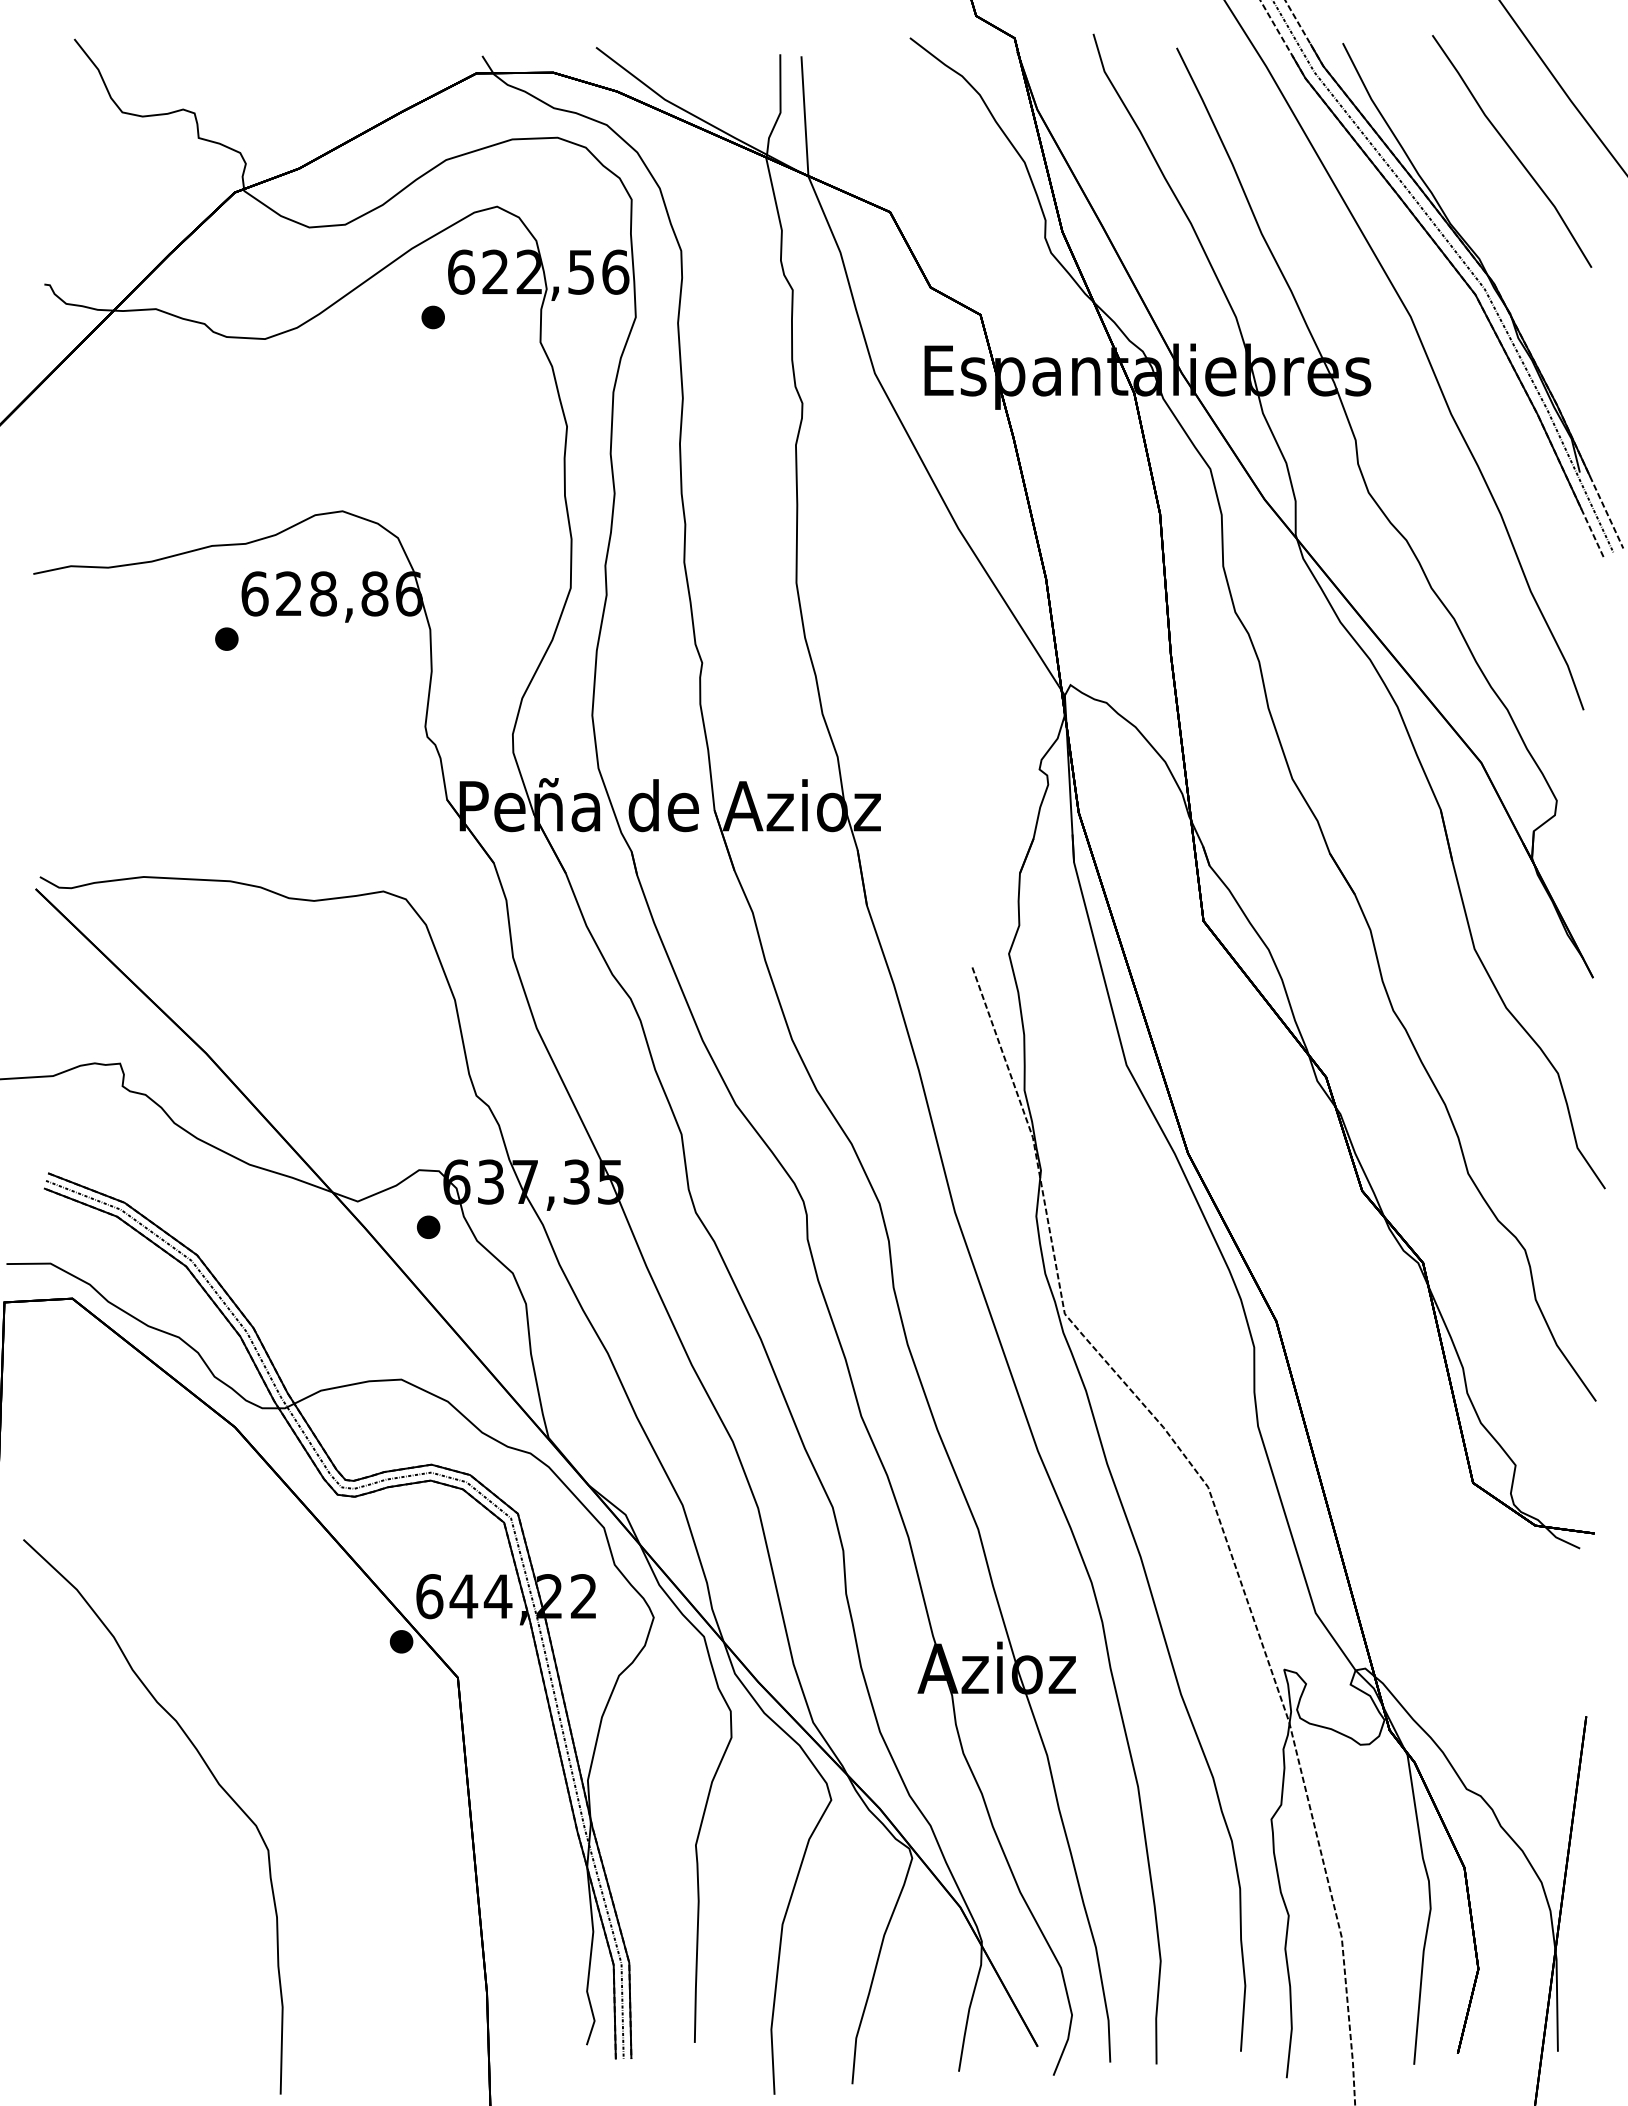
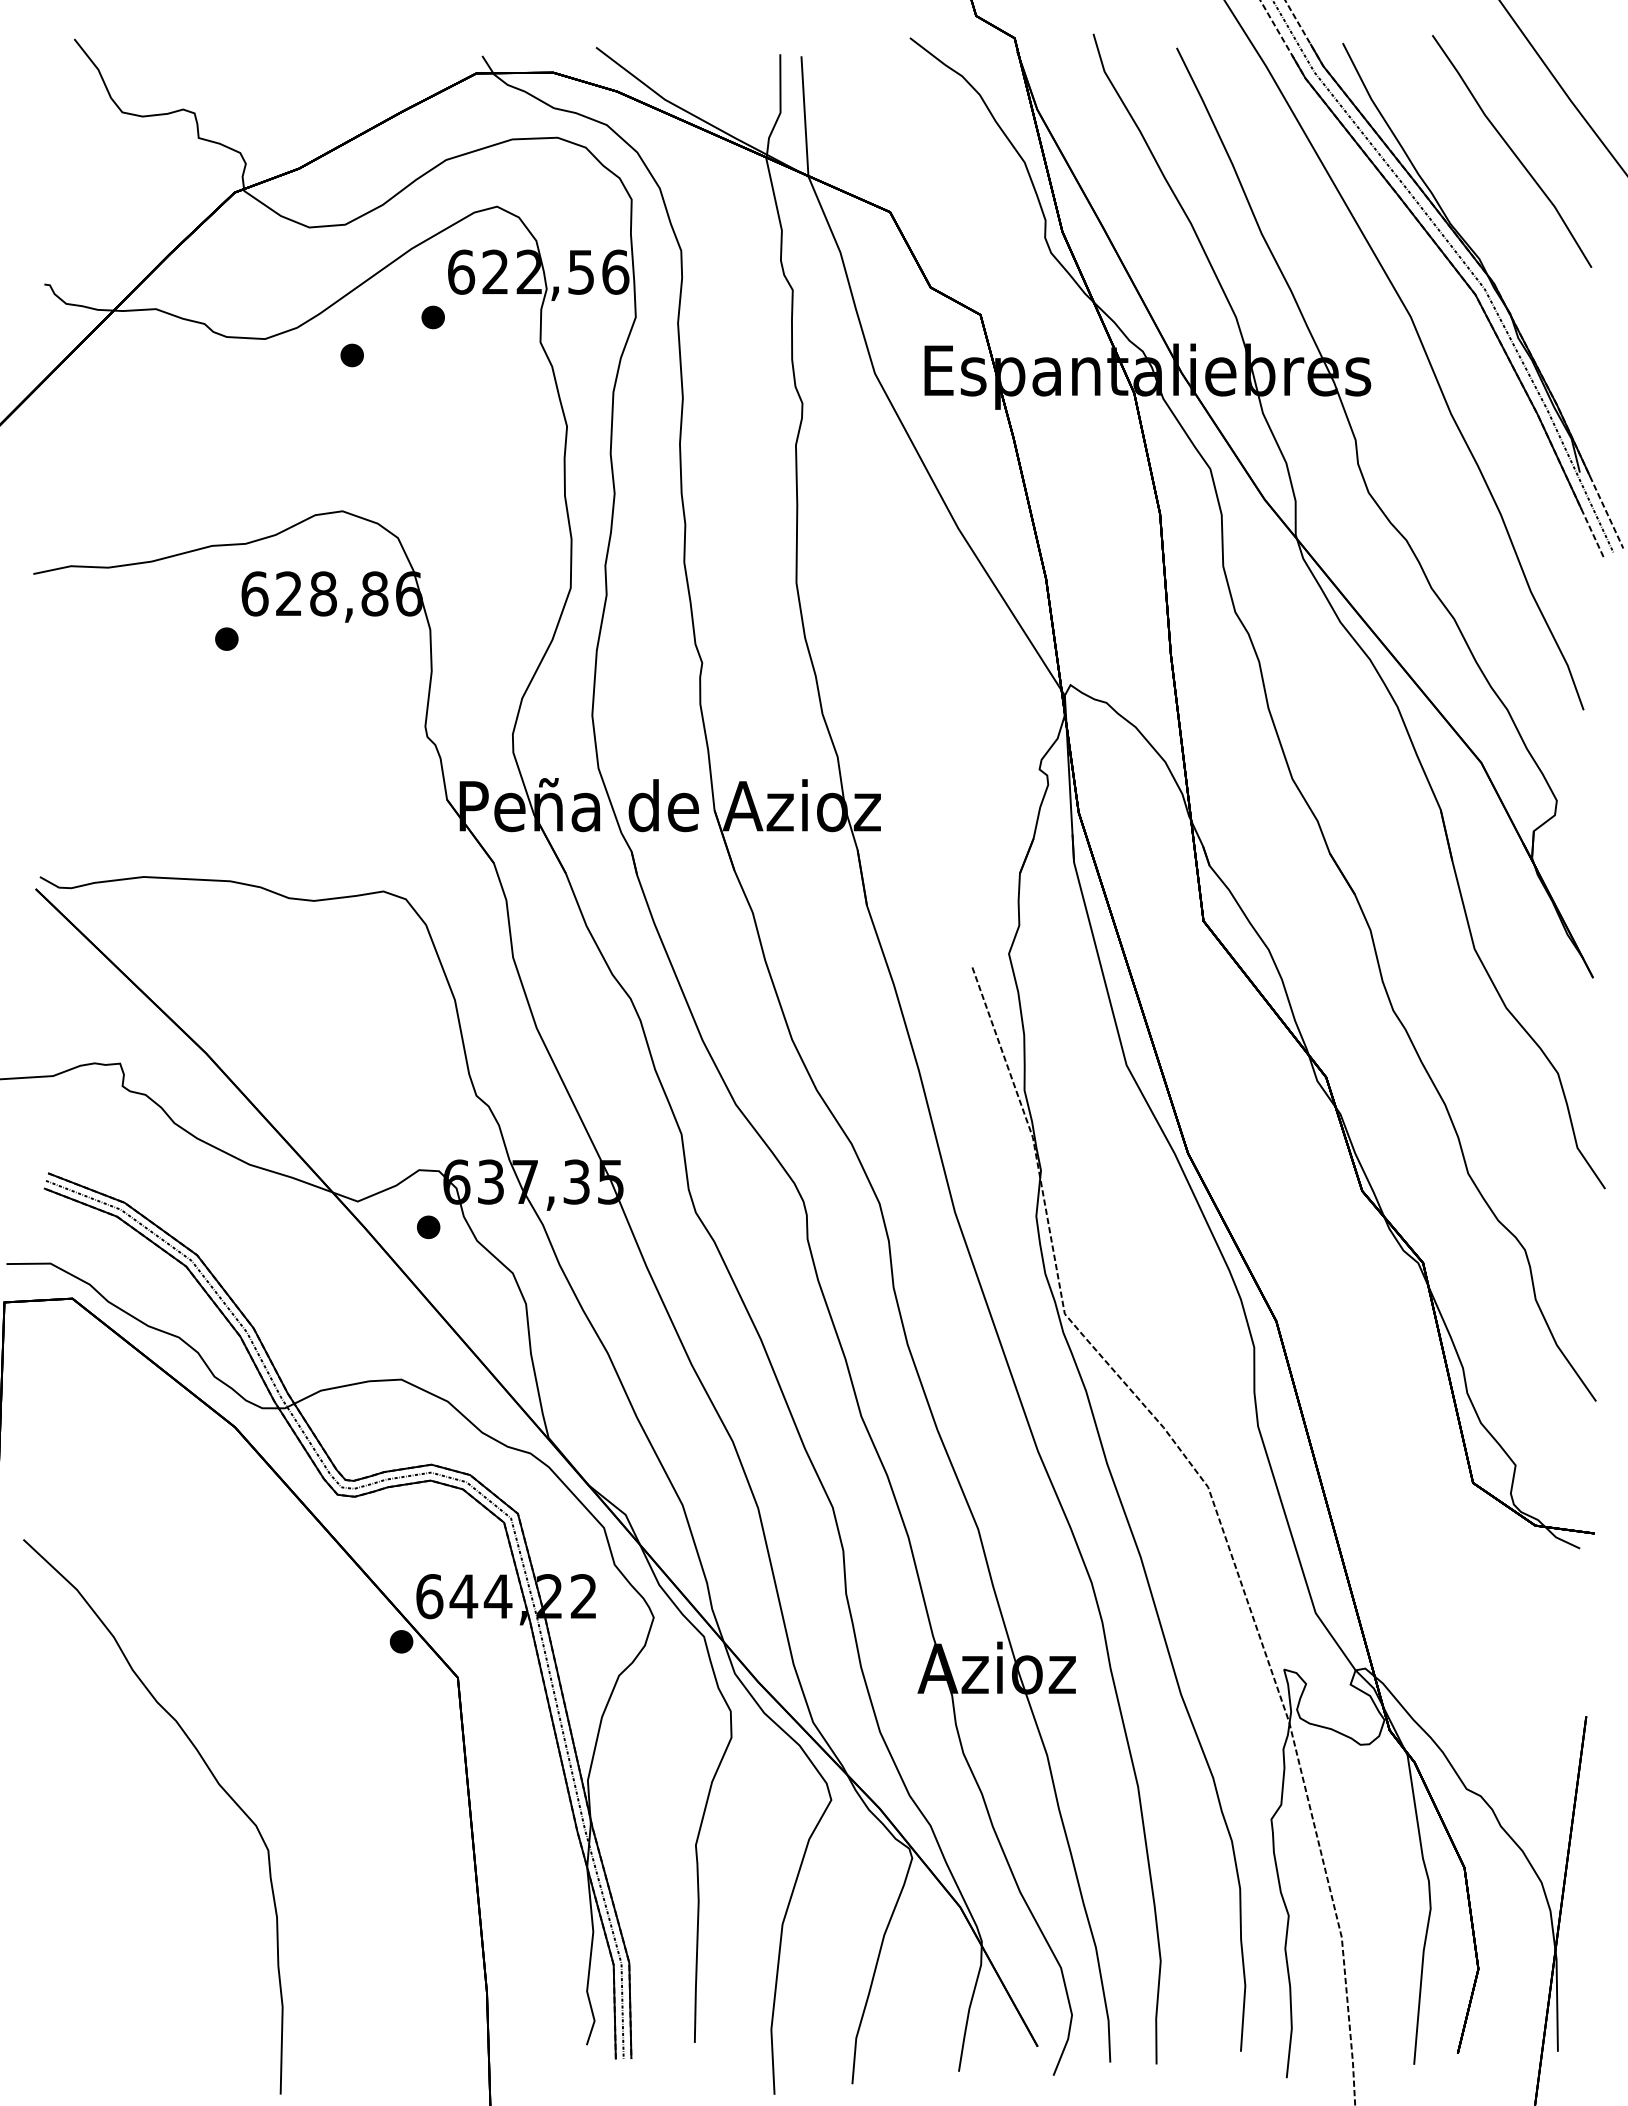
part: none -> present (351, 355)
